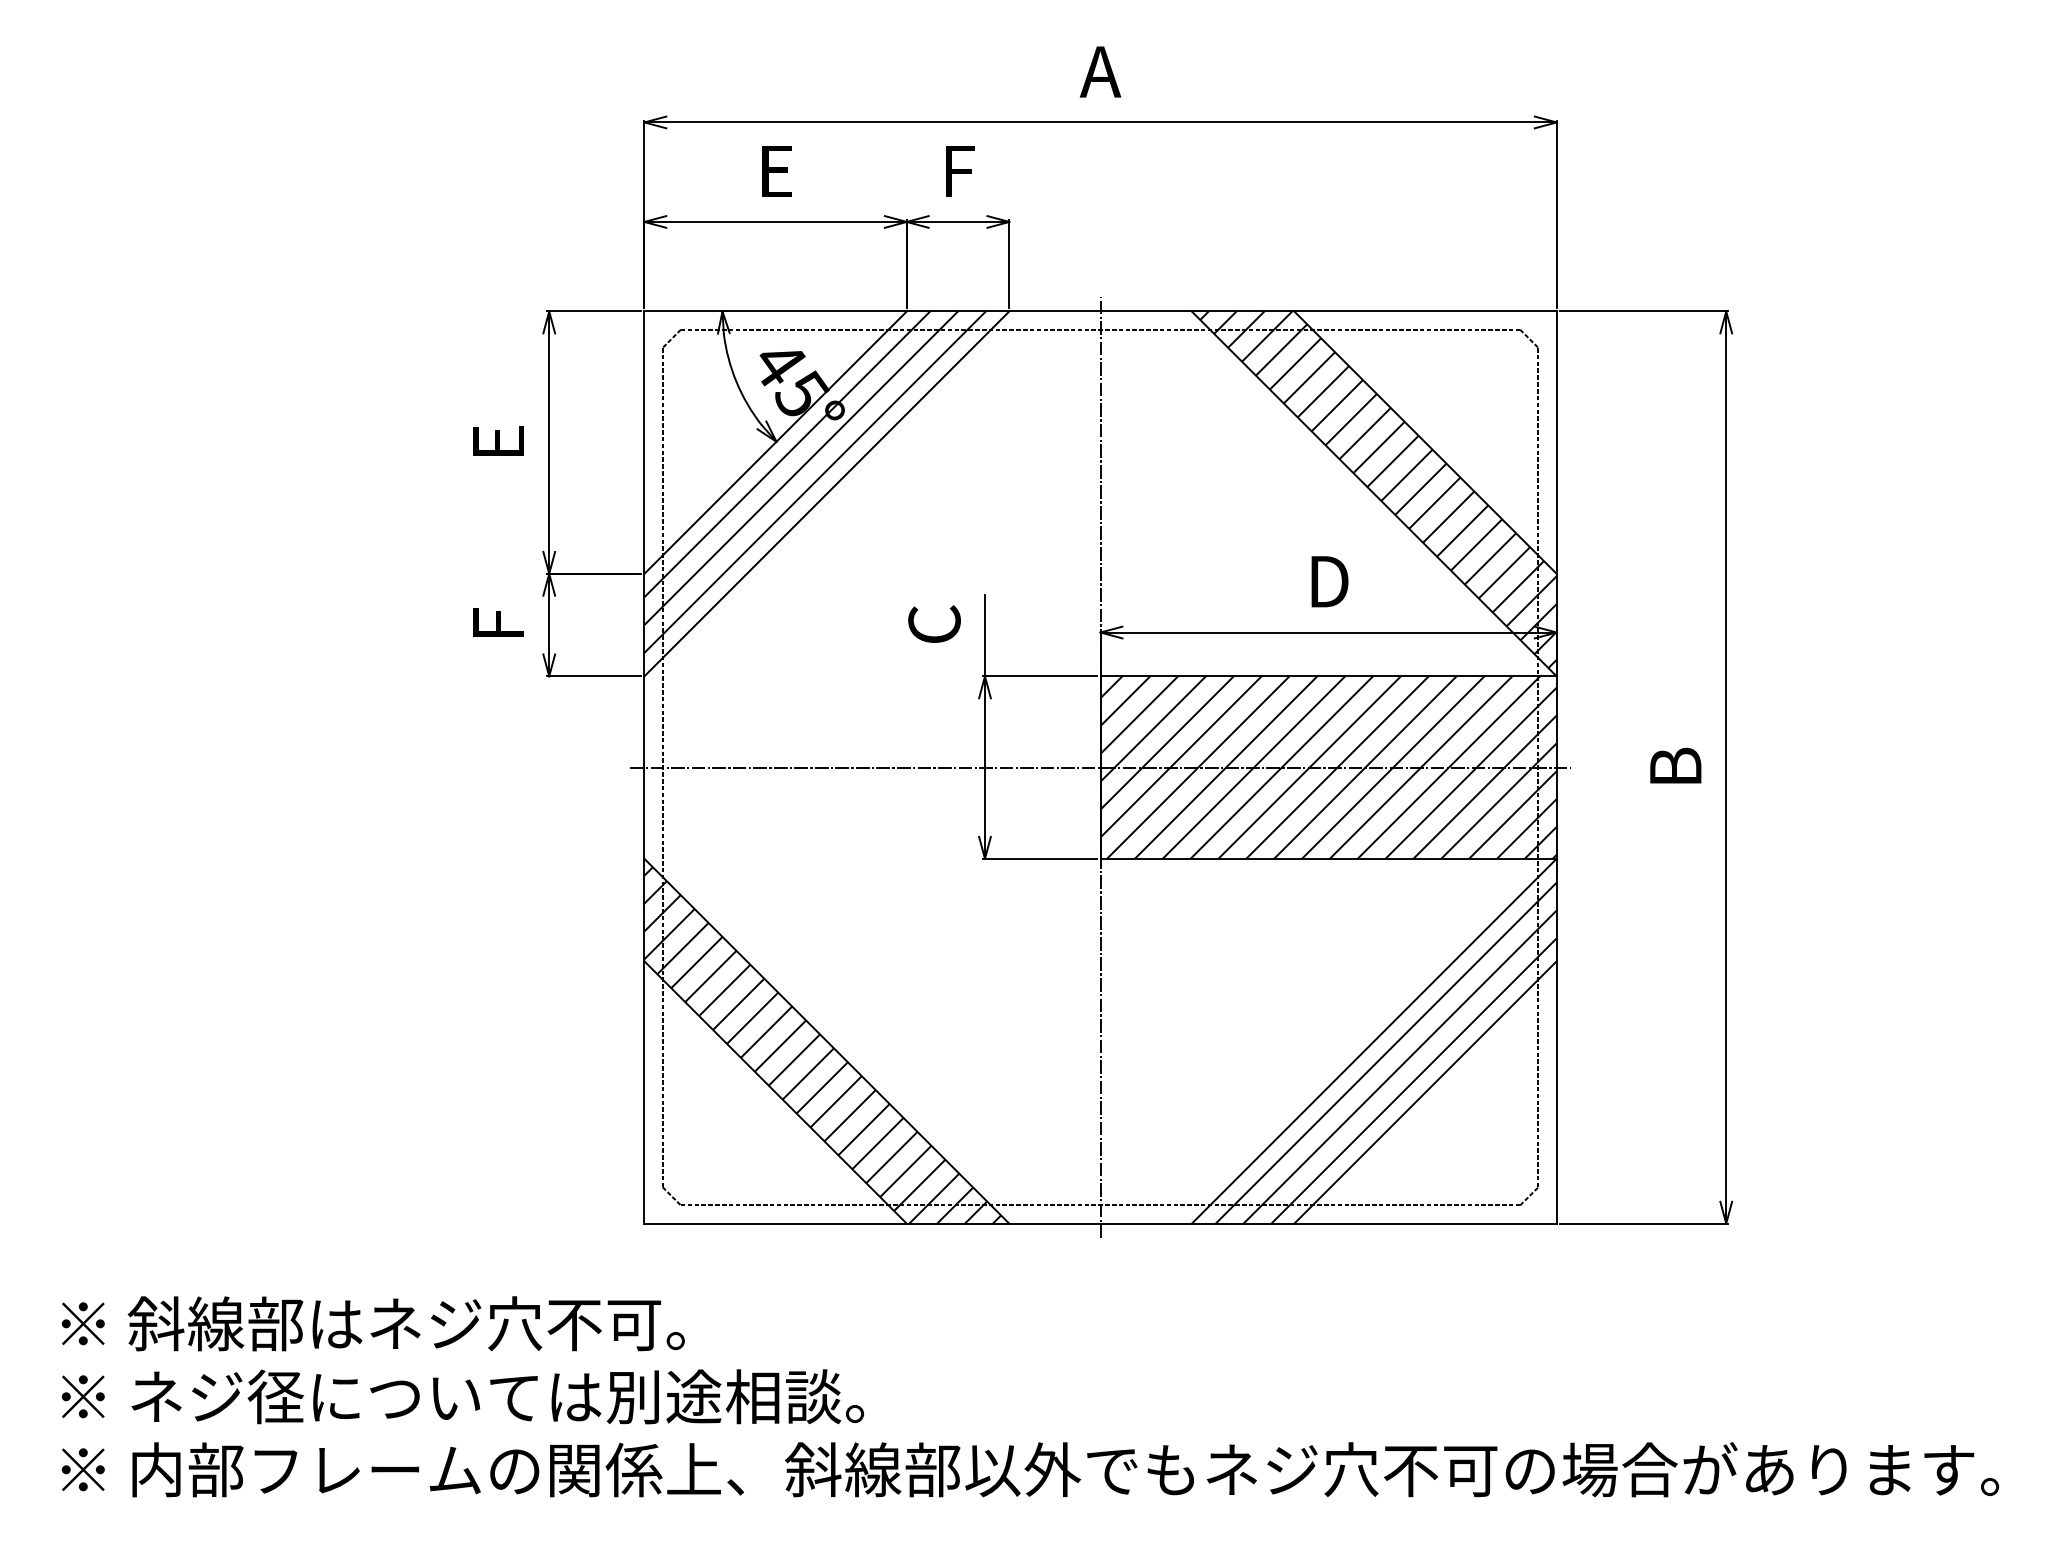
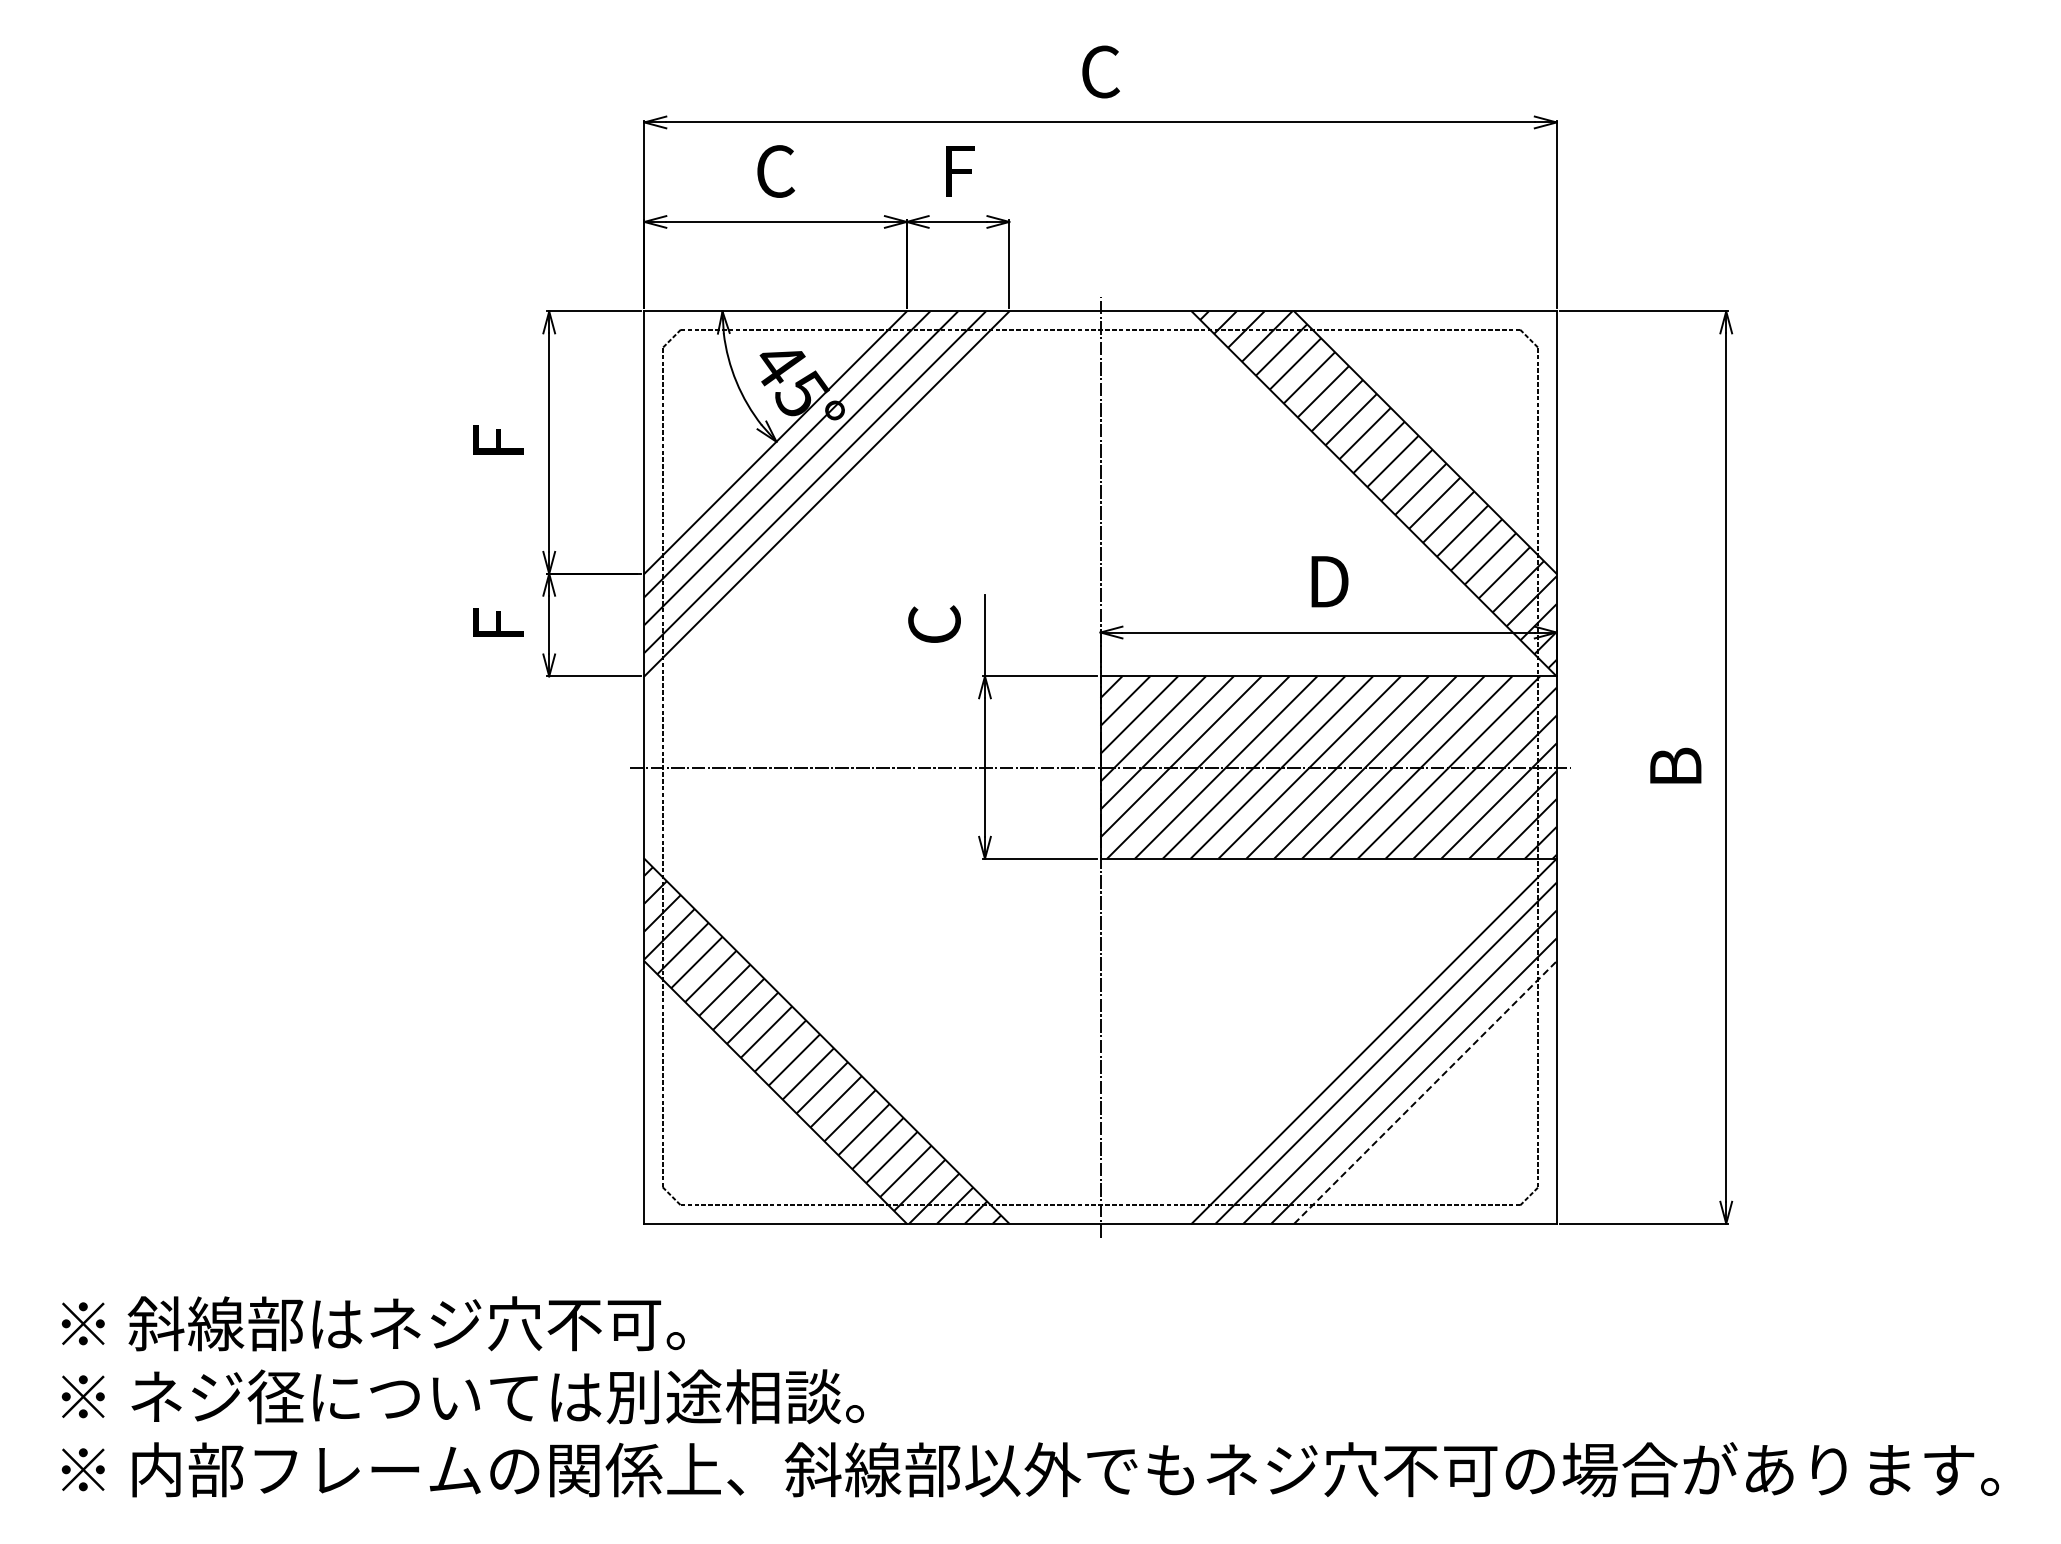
text: A -> C (1100, 71)
text: E -> C (776, 171)
text: E -> F (498, 440)
line: solid -> dashed (1425, 1092)
